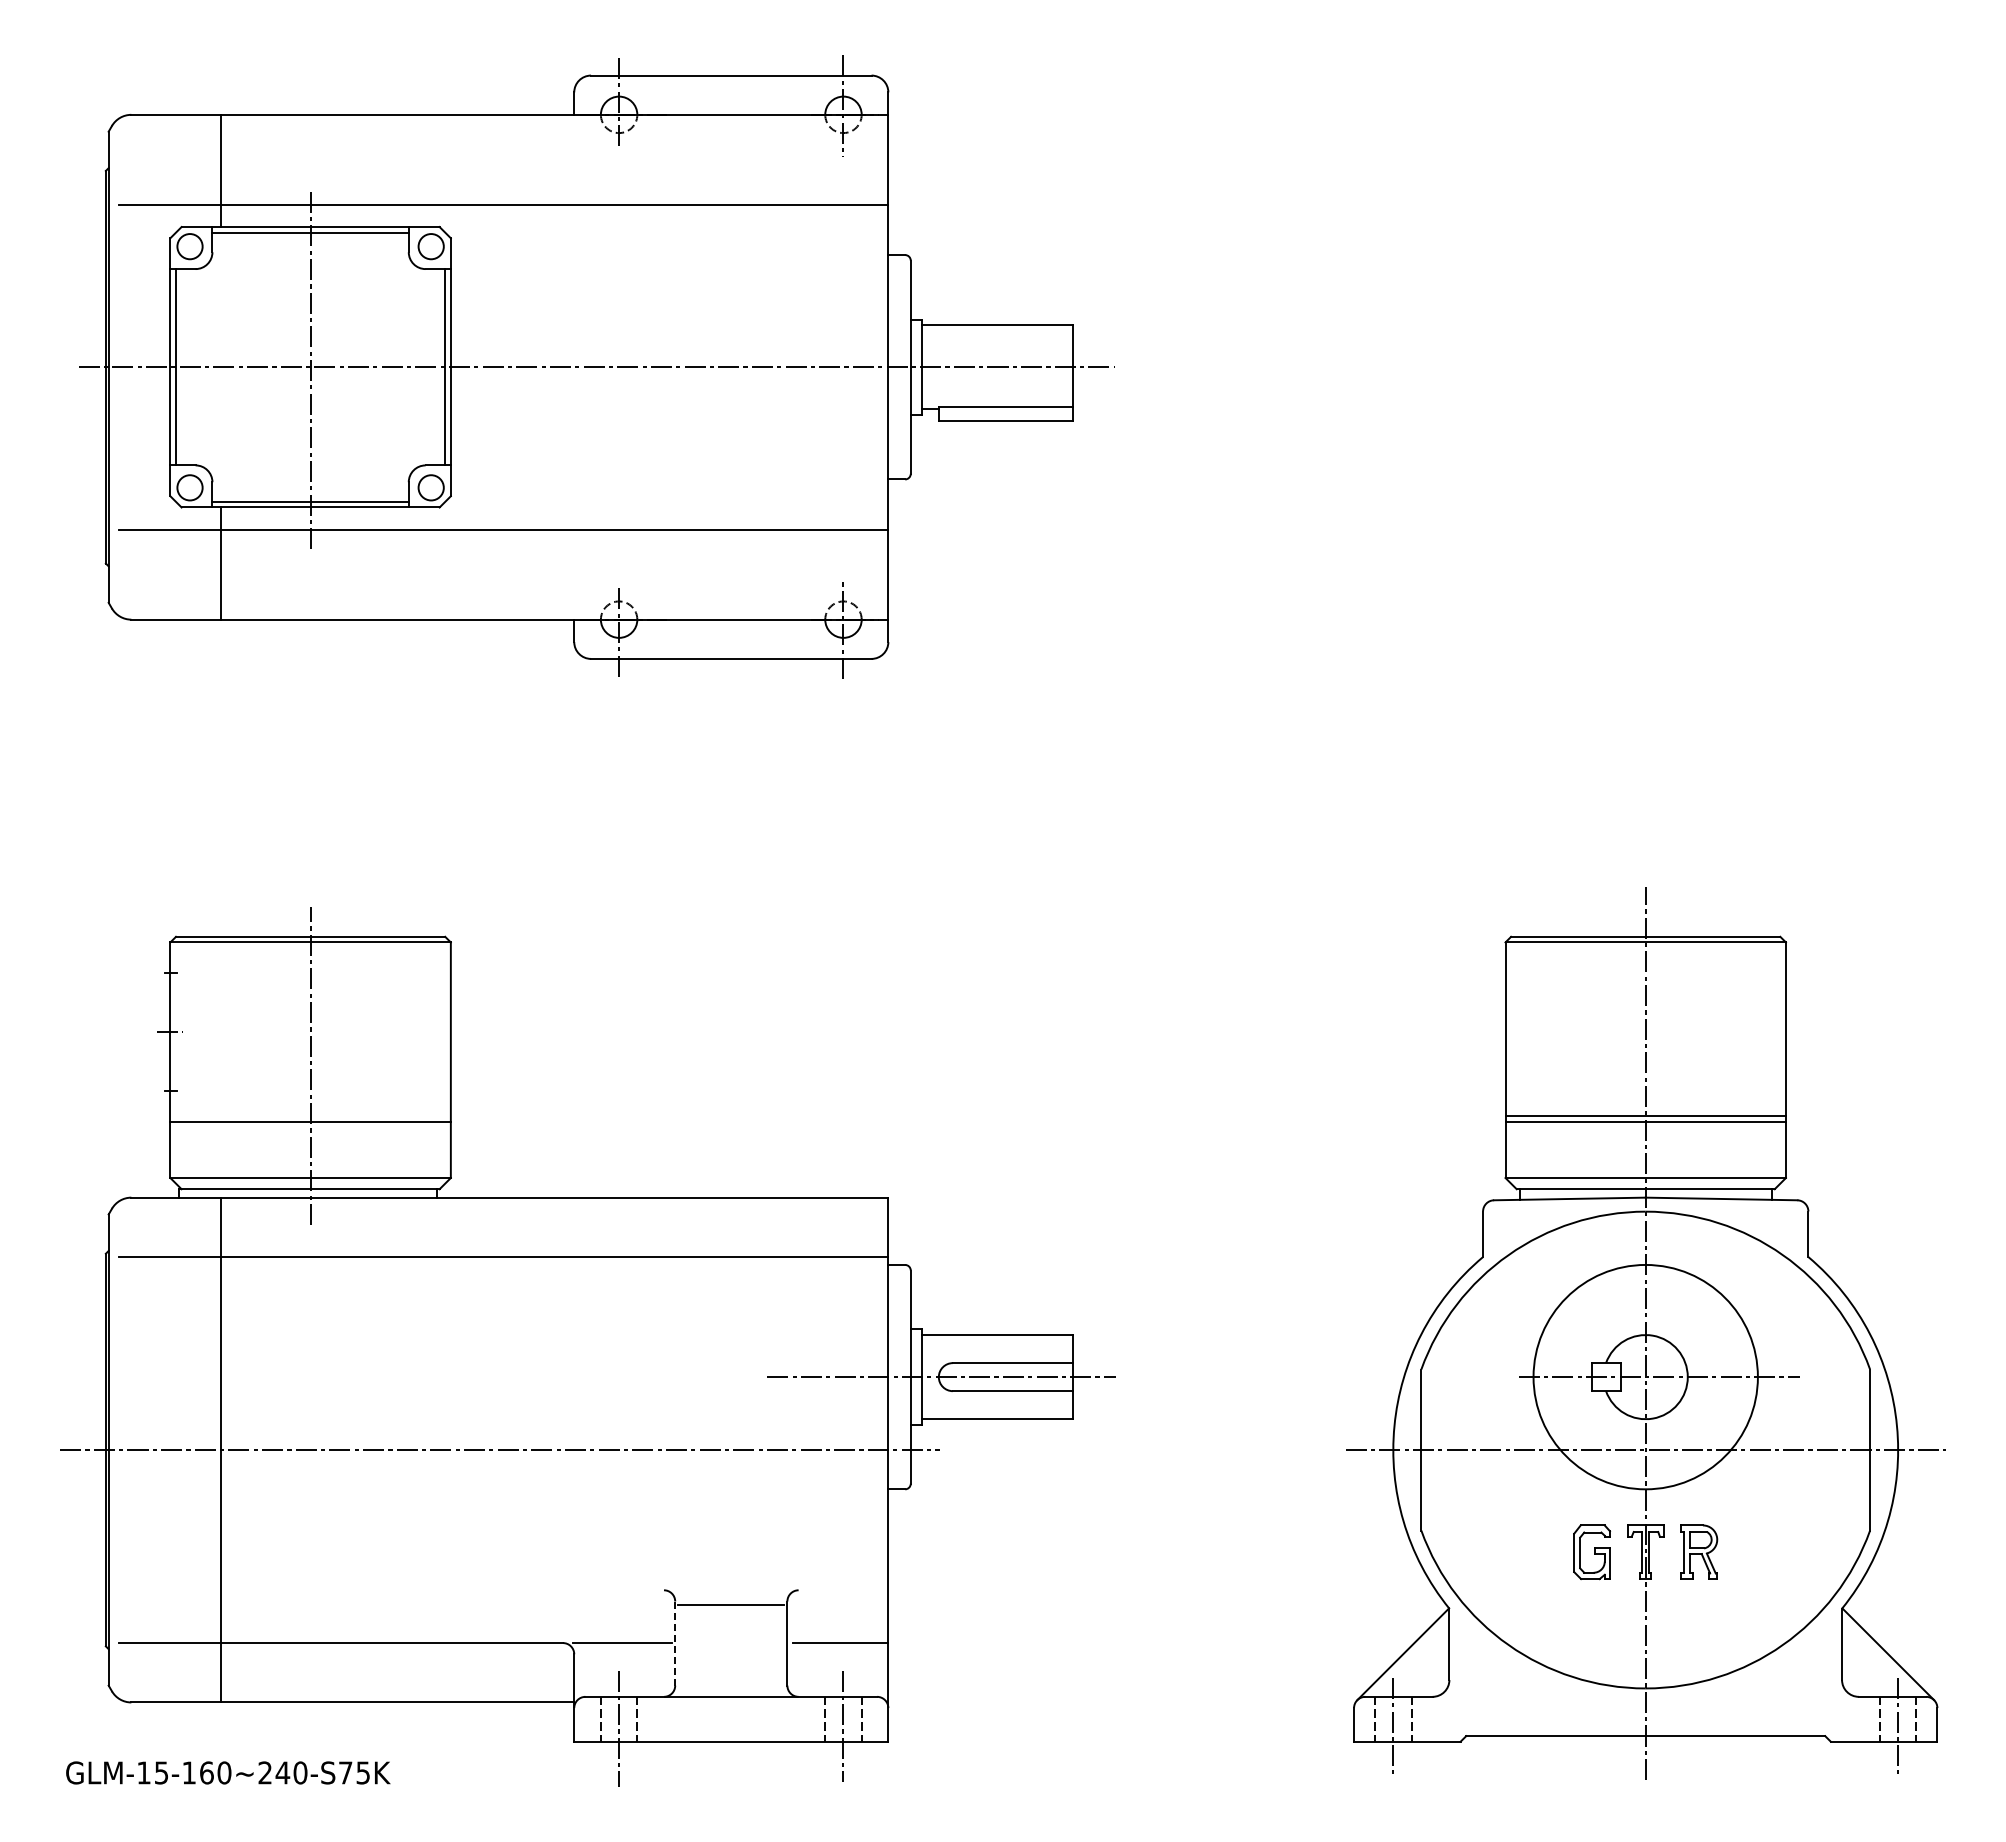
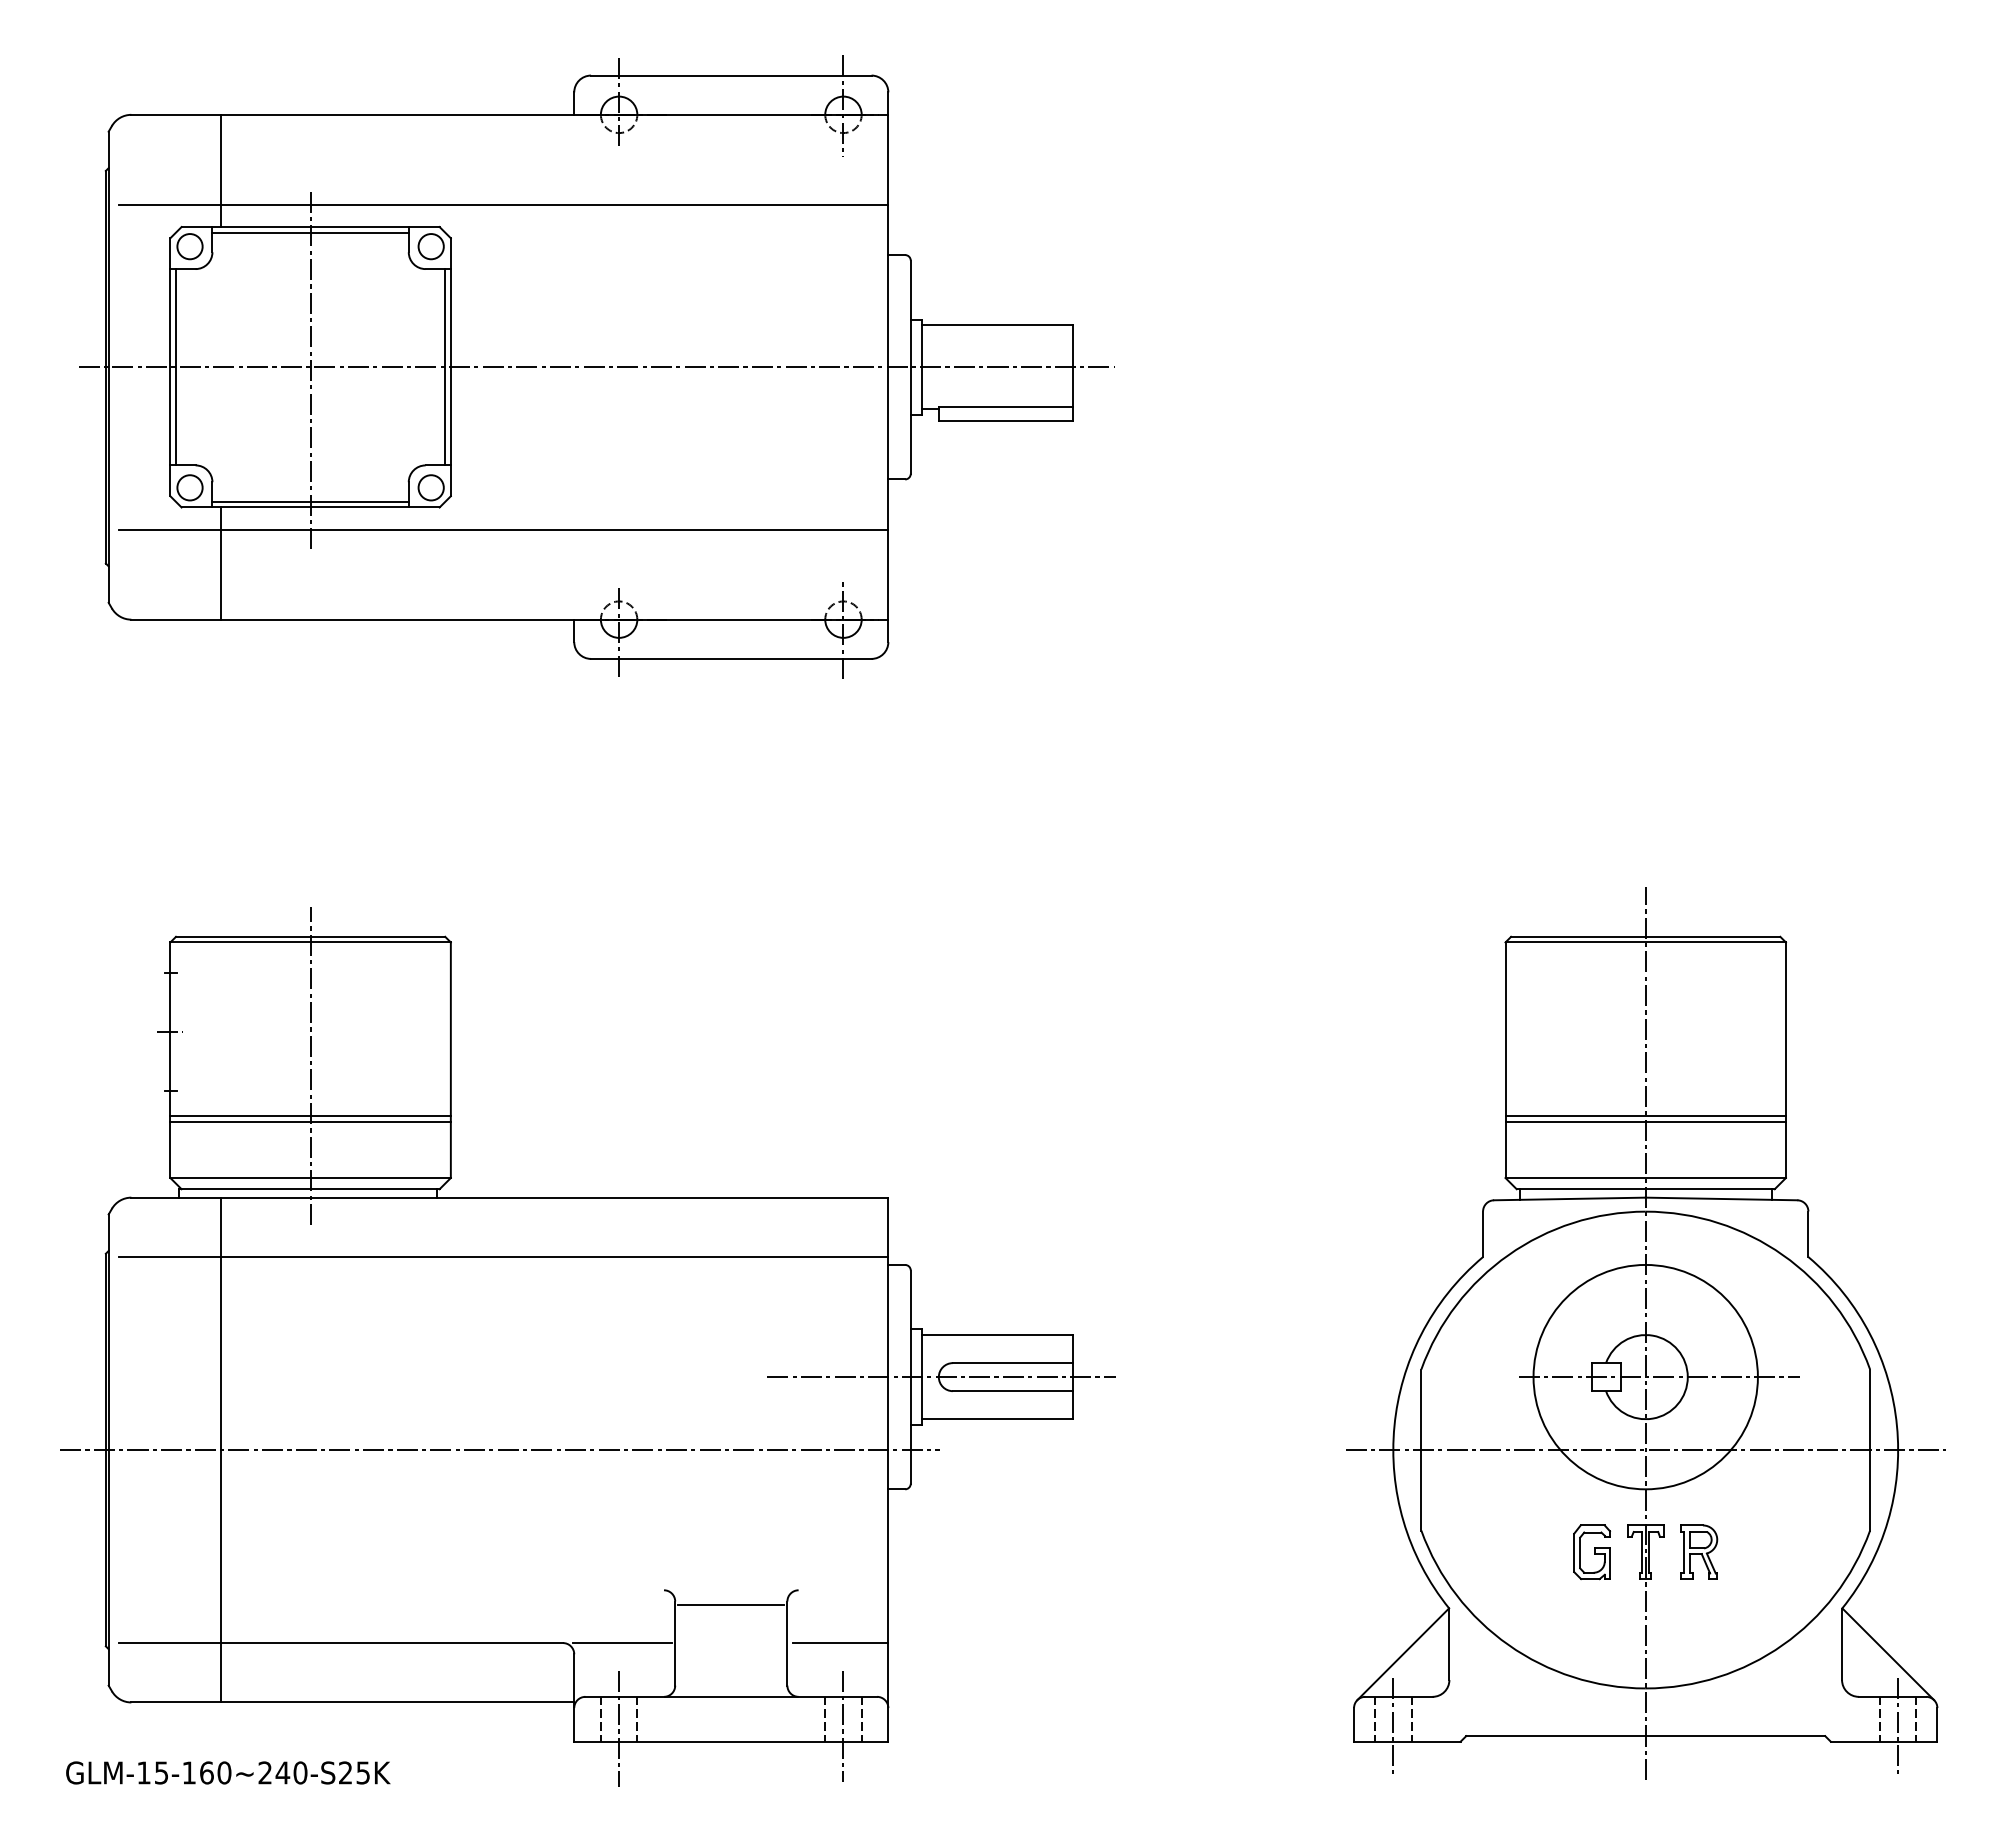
line: none -> present (310, 1116)
line: dashed -> solid (675, 1643)
text: GLM-15-160~240-S75K -> GLM-15-160~240-S25K (345, 1772)
